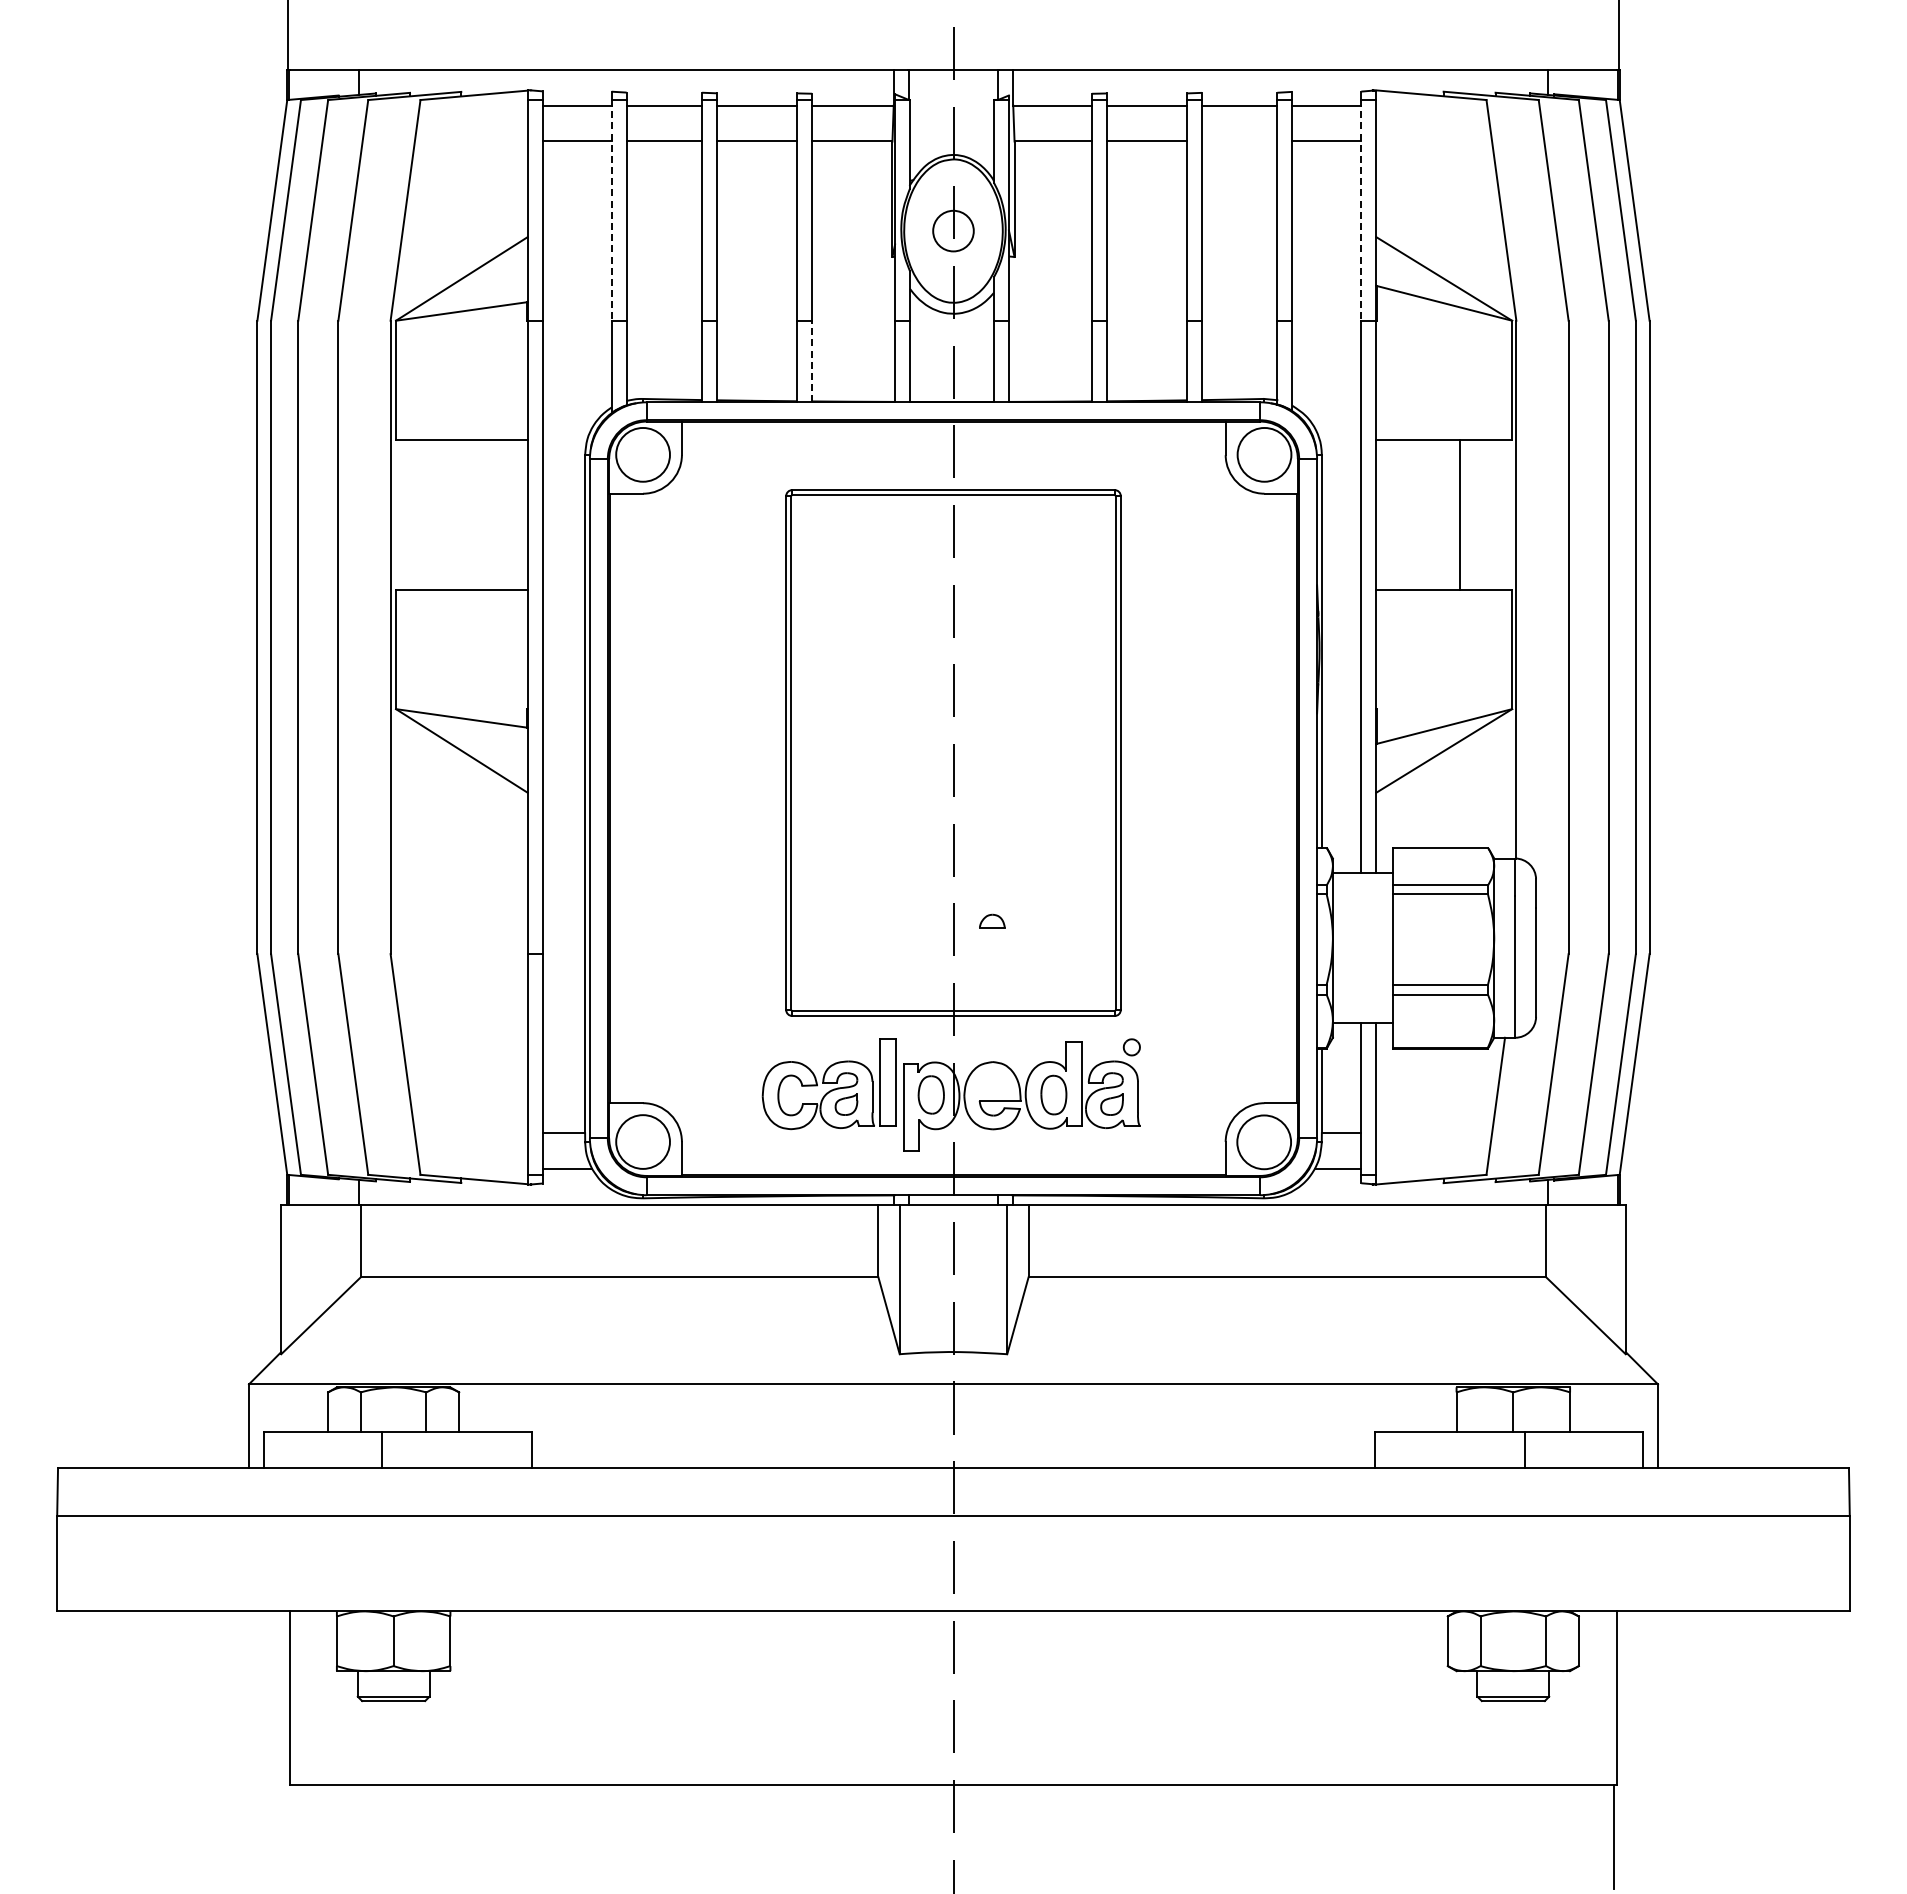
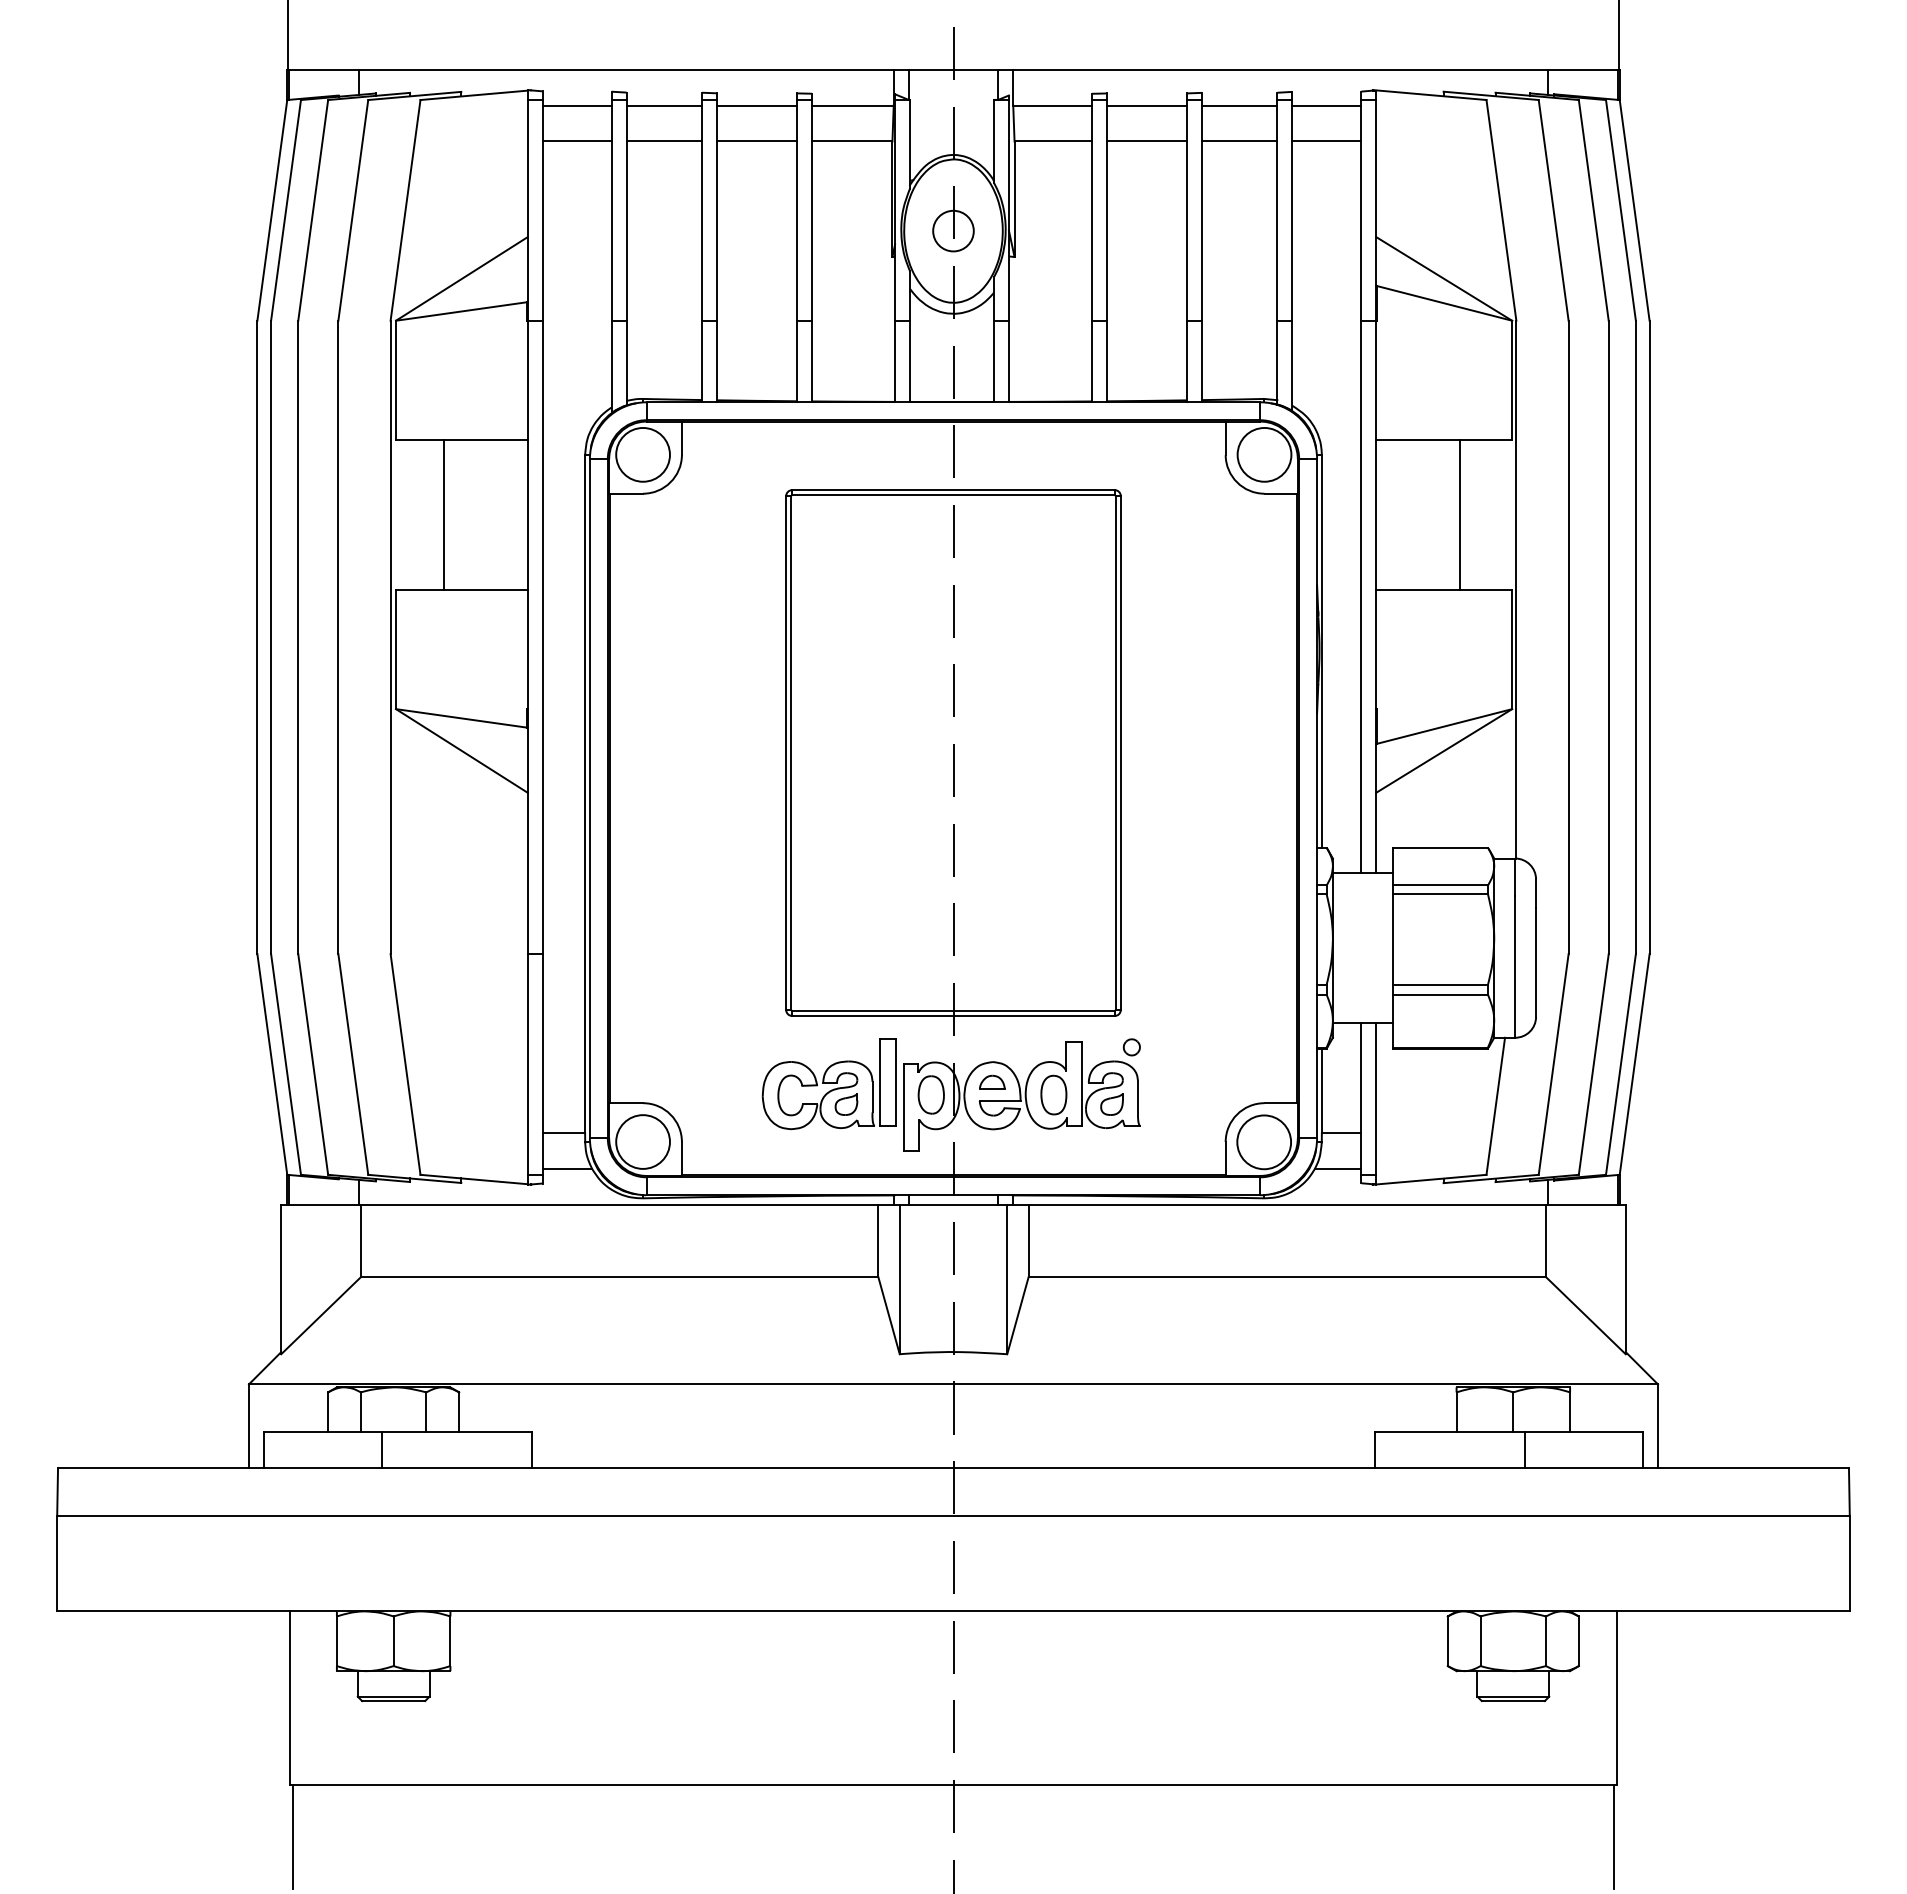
line: none -> present (1239, 141)
line: dashed -> solid (611, 210)
line: dashed -> solid (1361, 210)
line: dashed -> solid (812, 361)
line: none -> present (444, 514)
part position: (992, 920) -> (992, 1081) (992, 1081)
line: none -> present (293, 1836)
